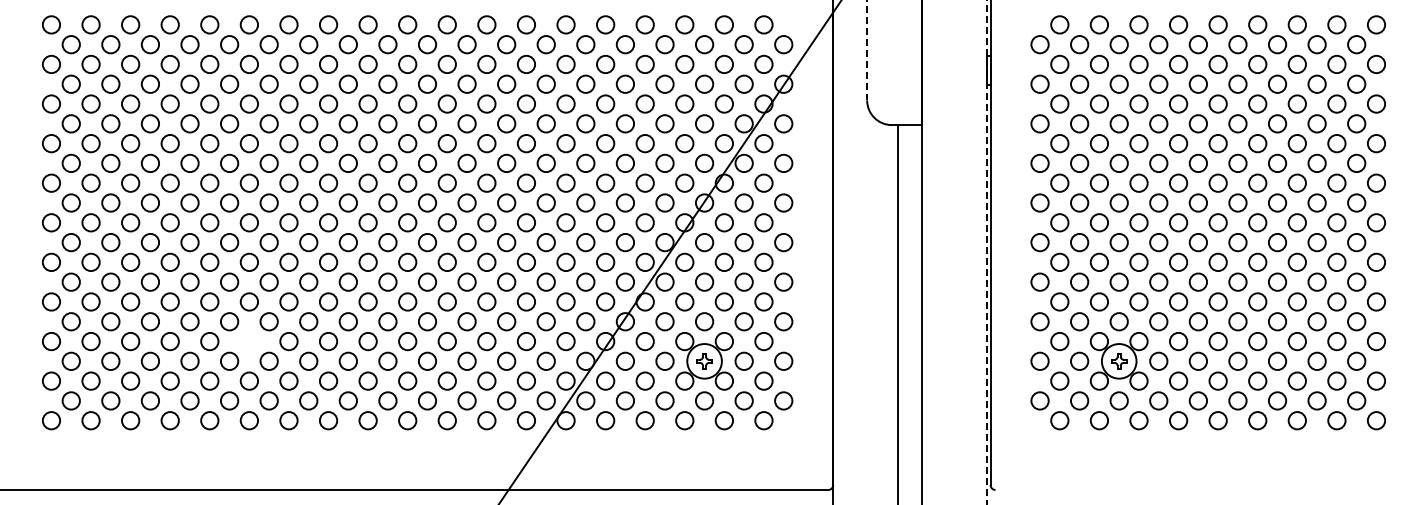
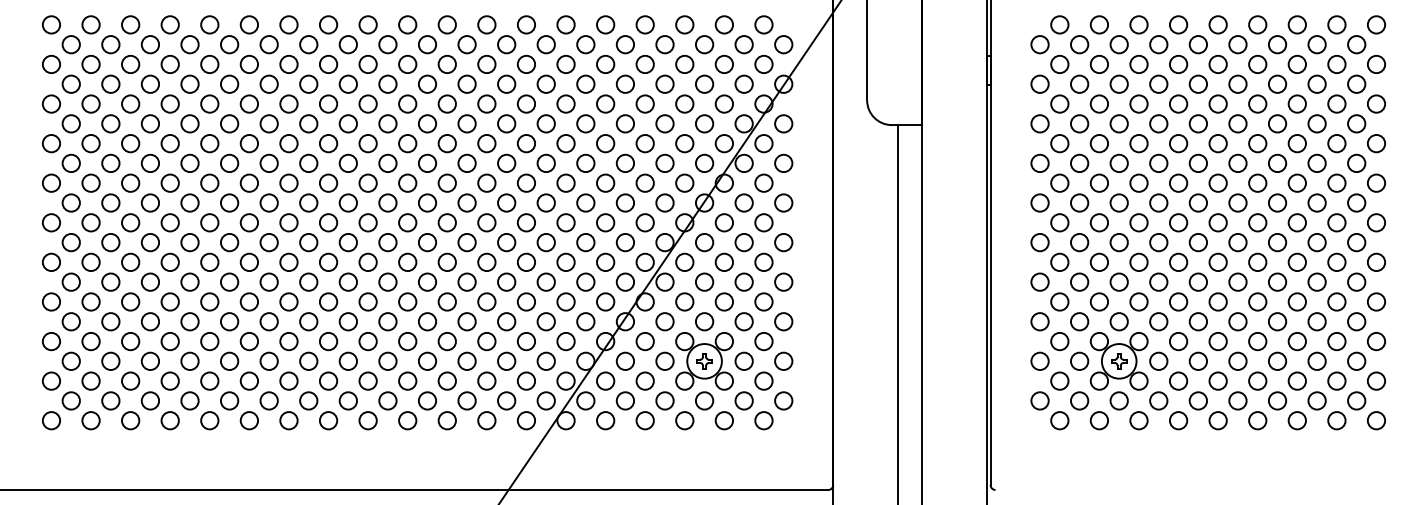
line: dashed -> solid (867, 50)
line: dashed -> solid (986, 252)
circle: none -> present (248, 341)
